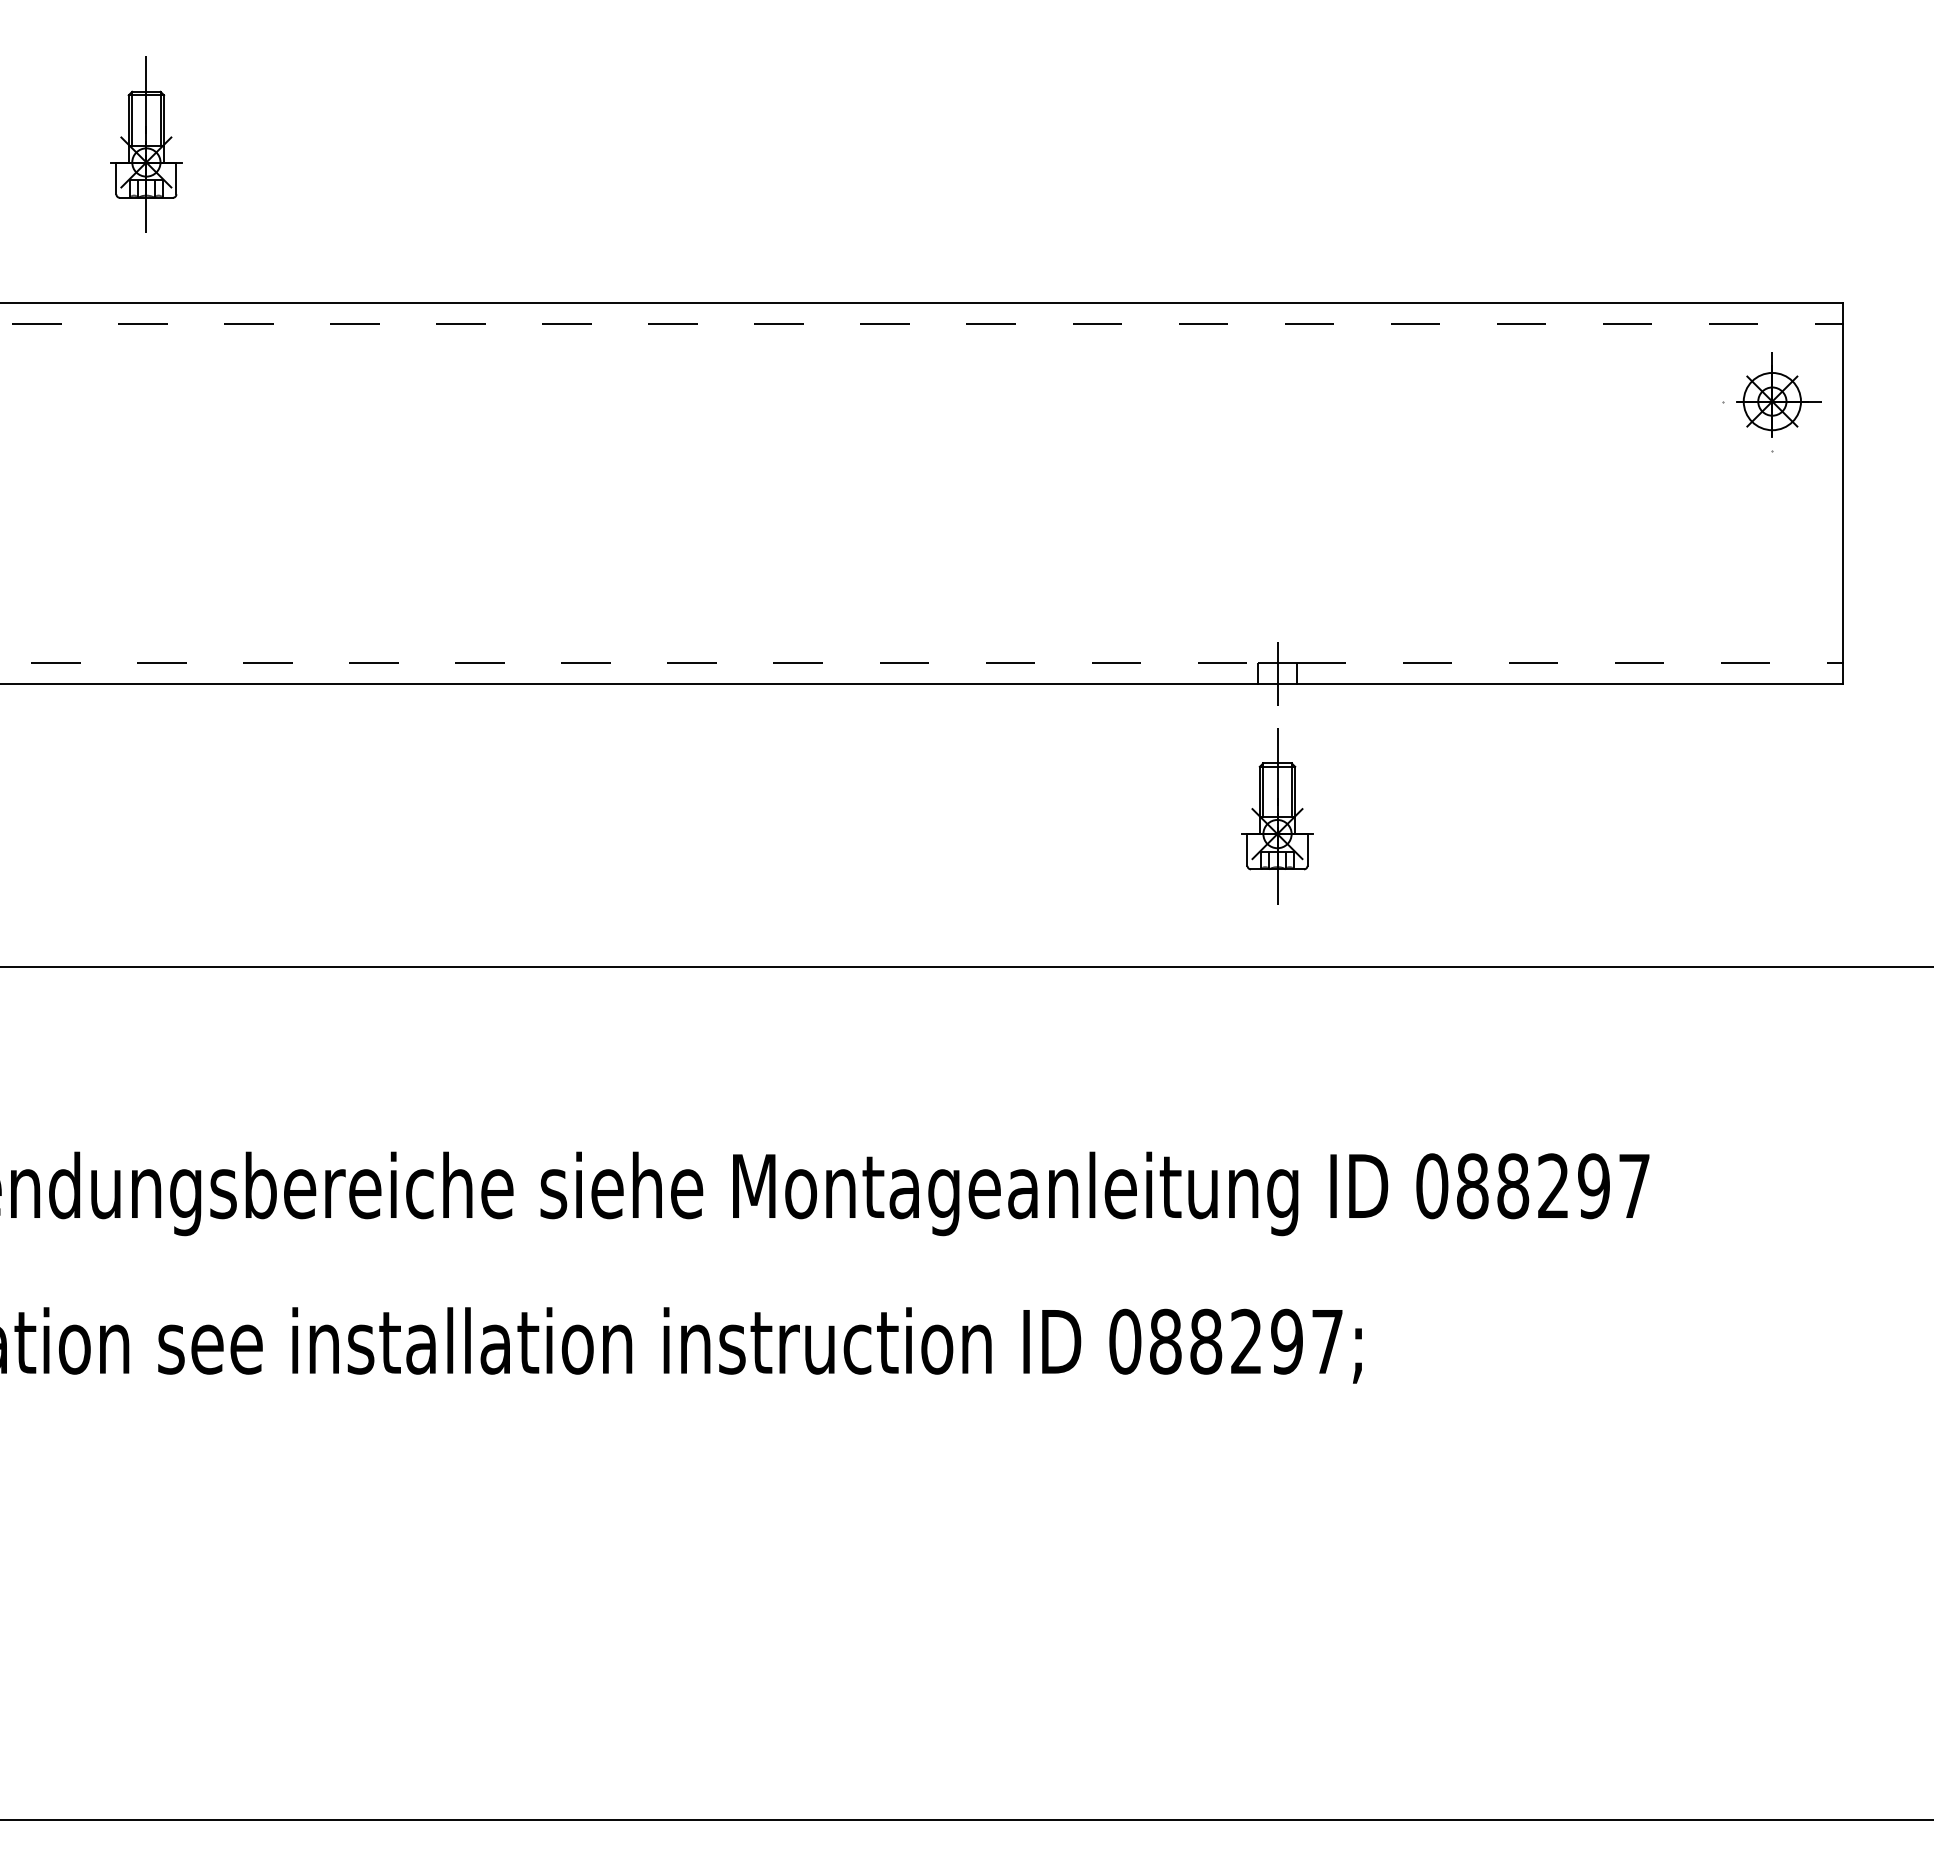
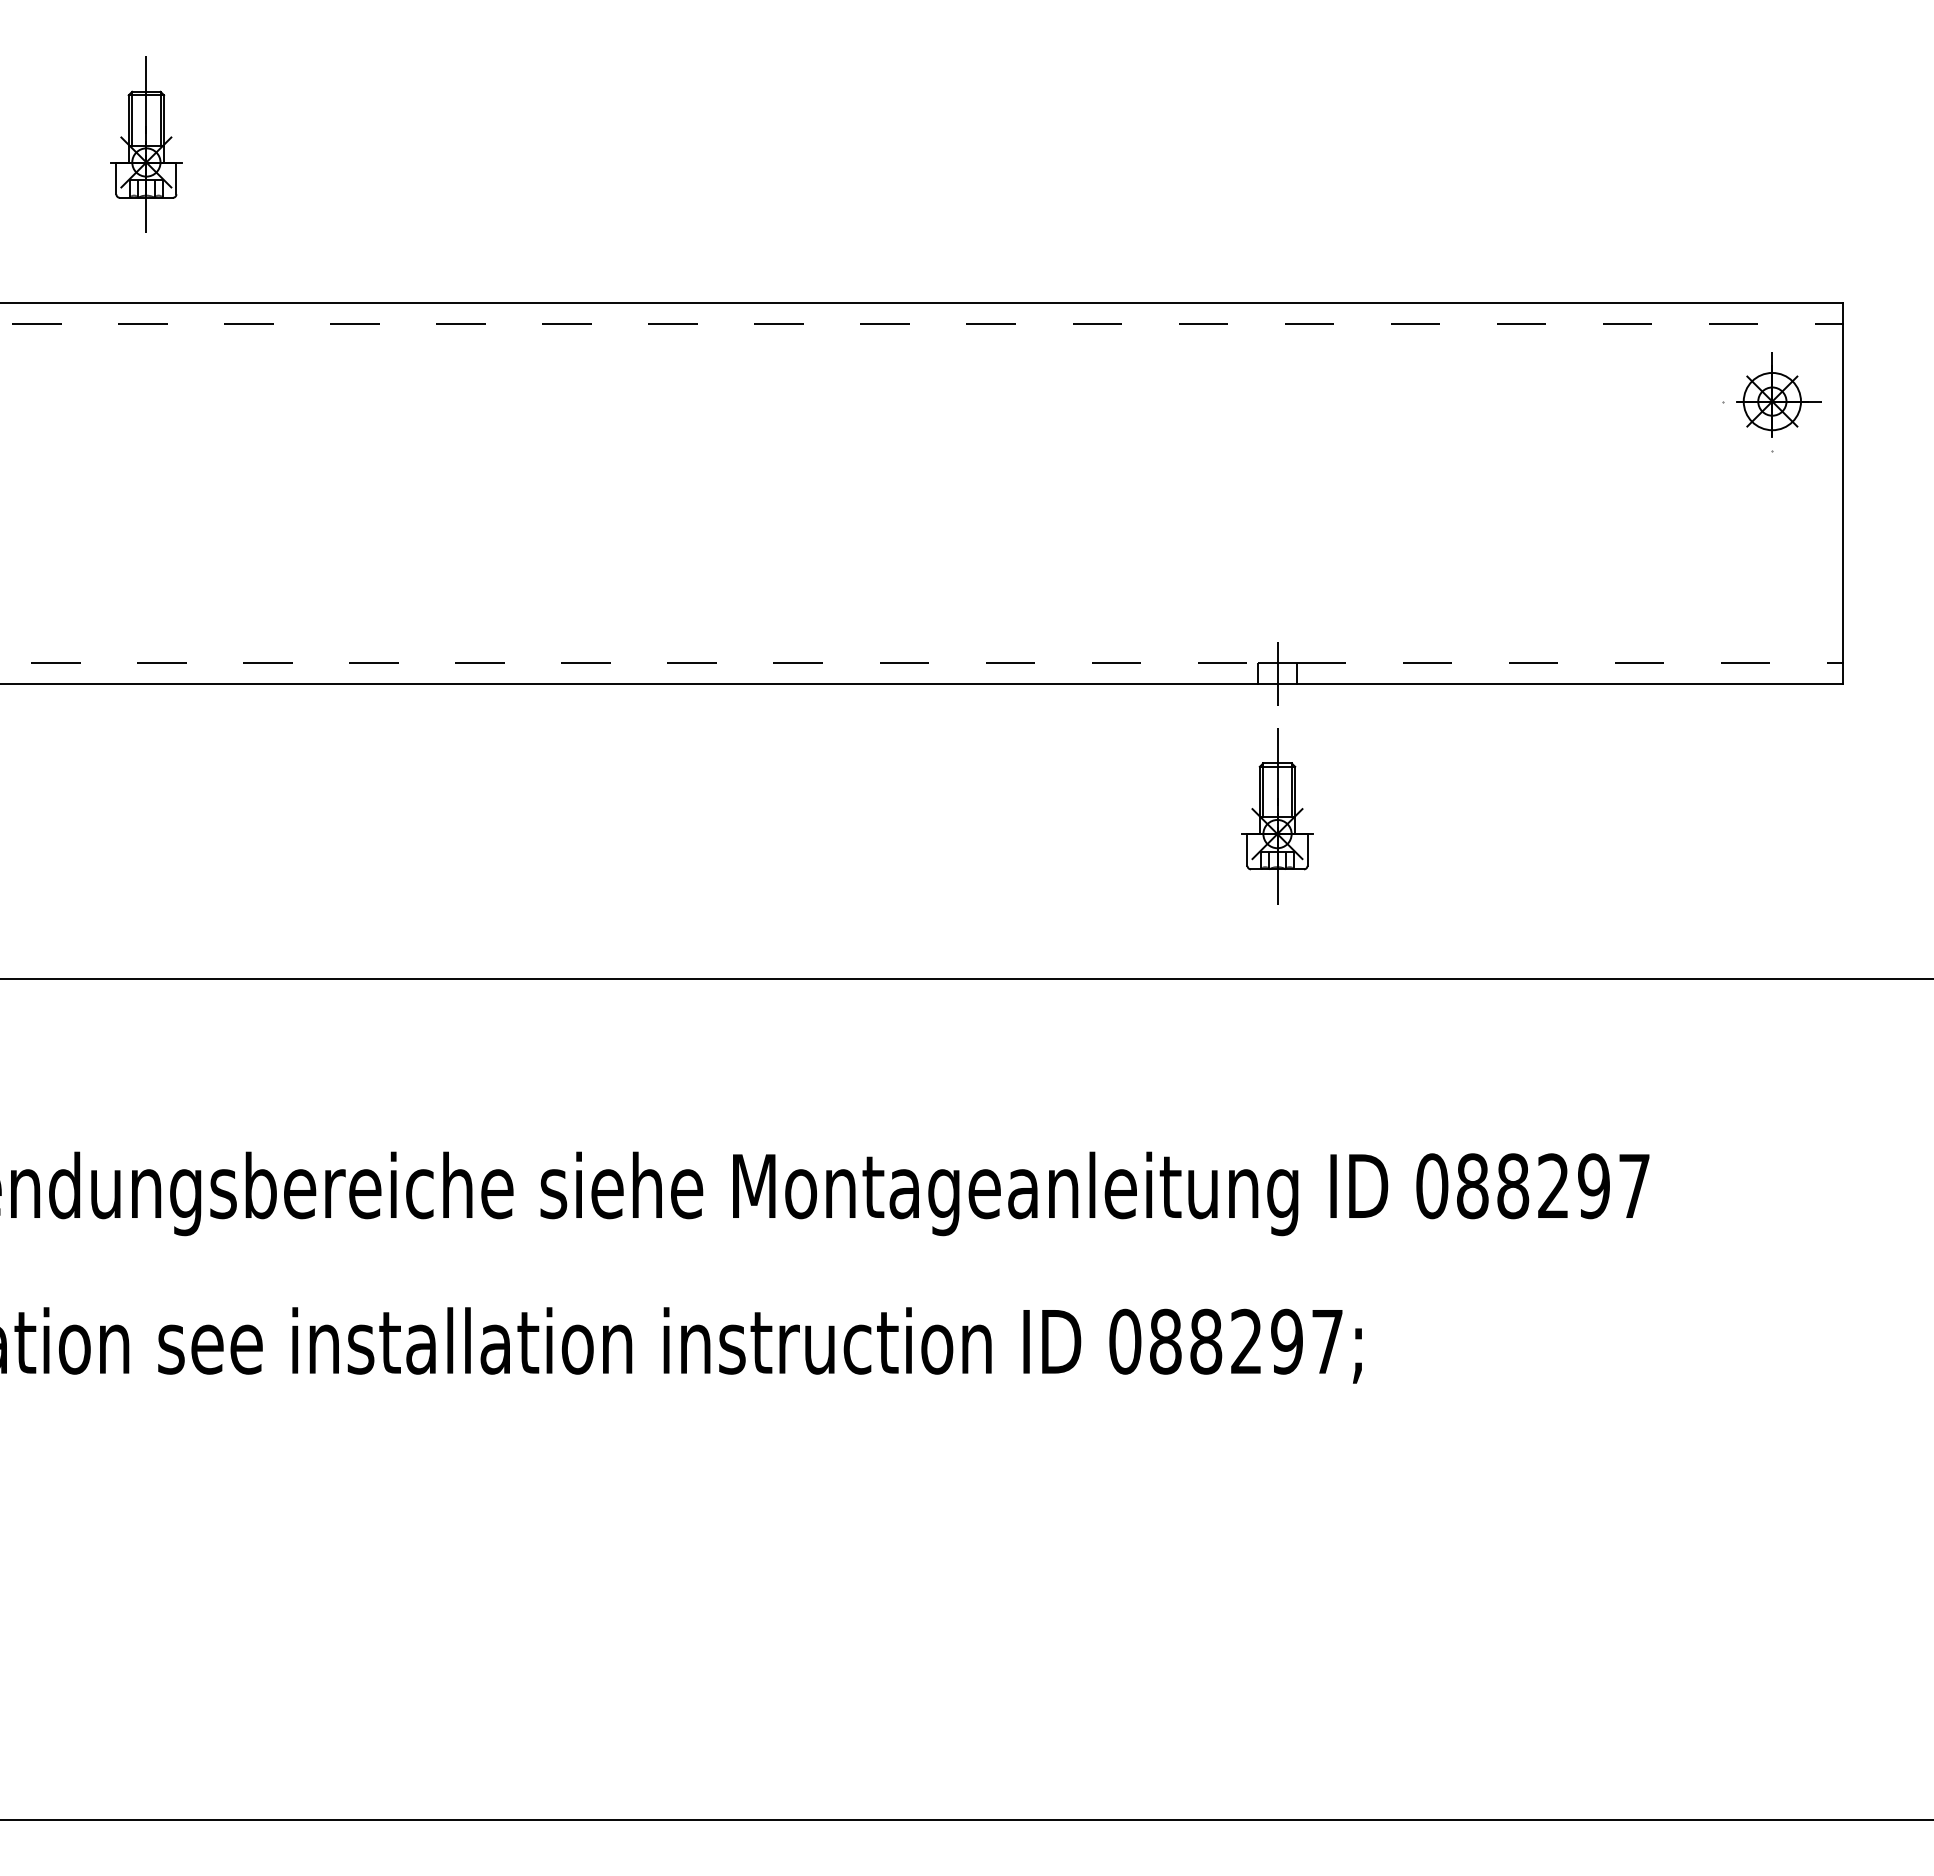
line position: (966, 966) -> (966, 978) (966, 978)
